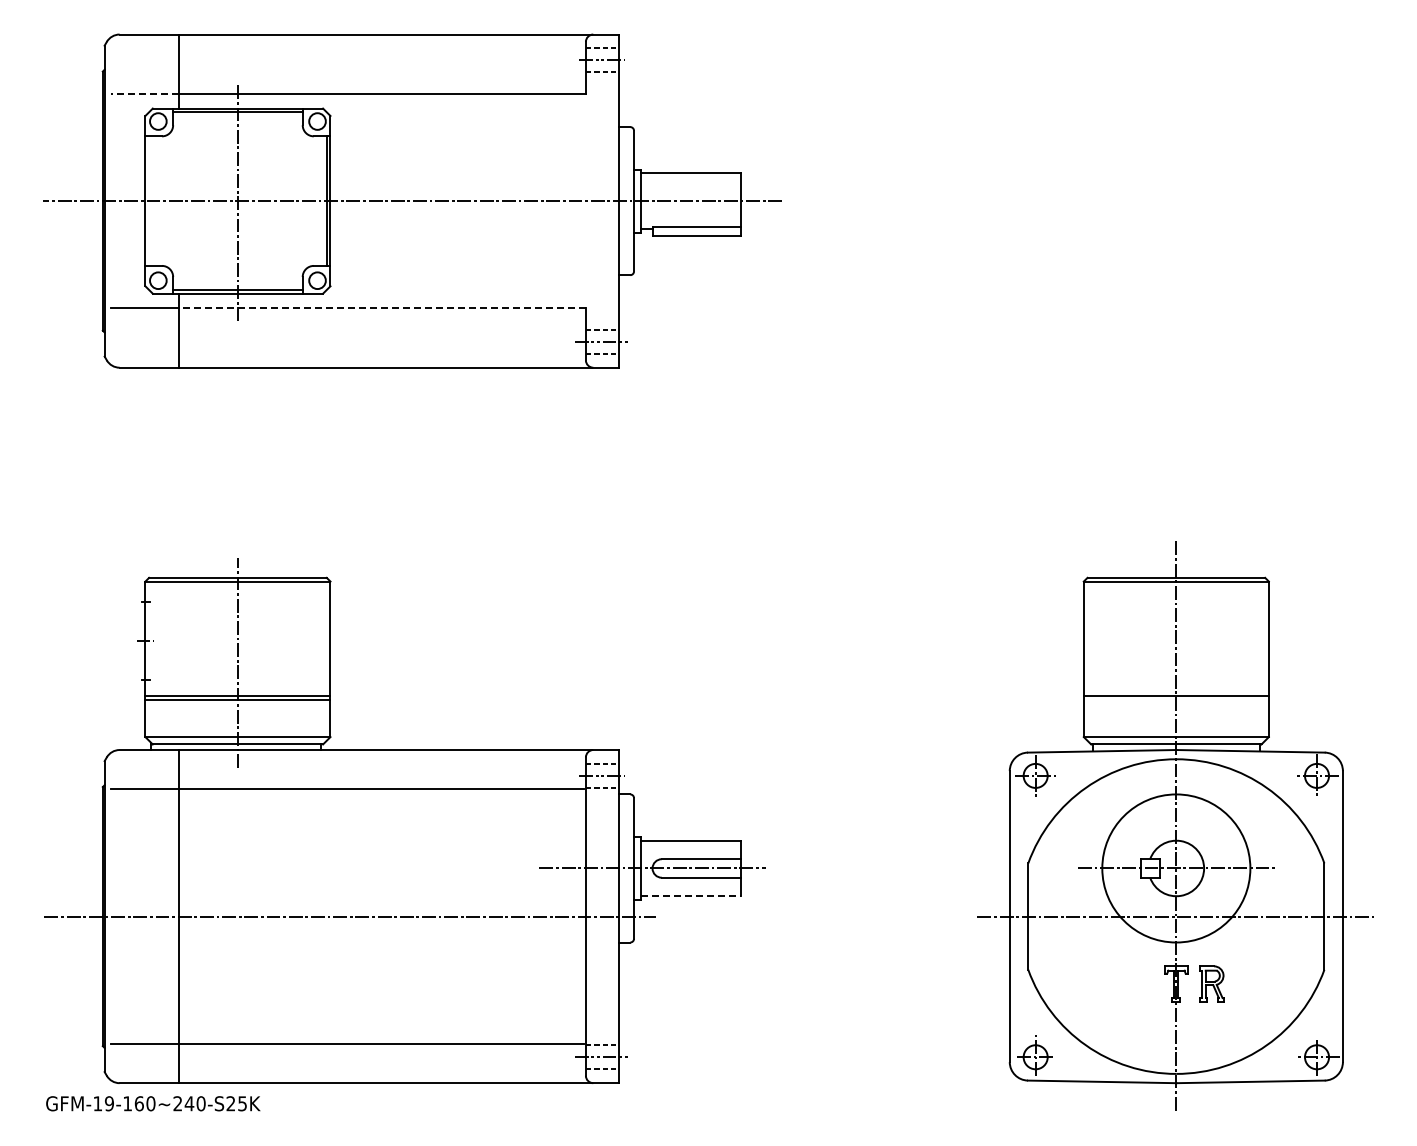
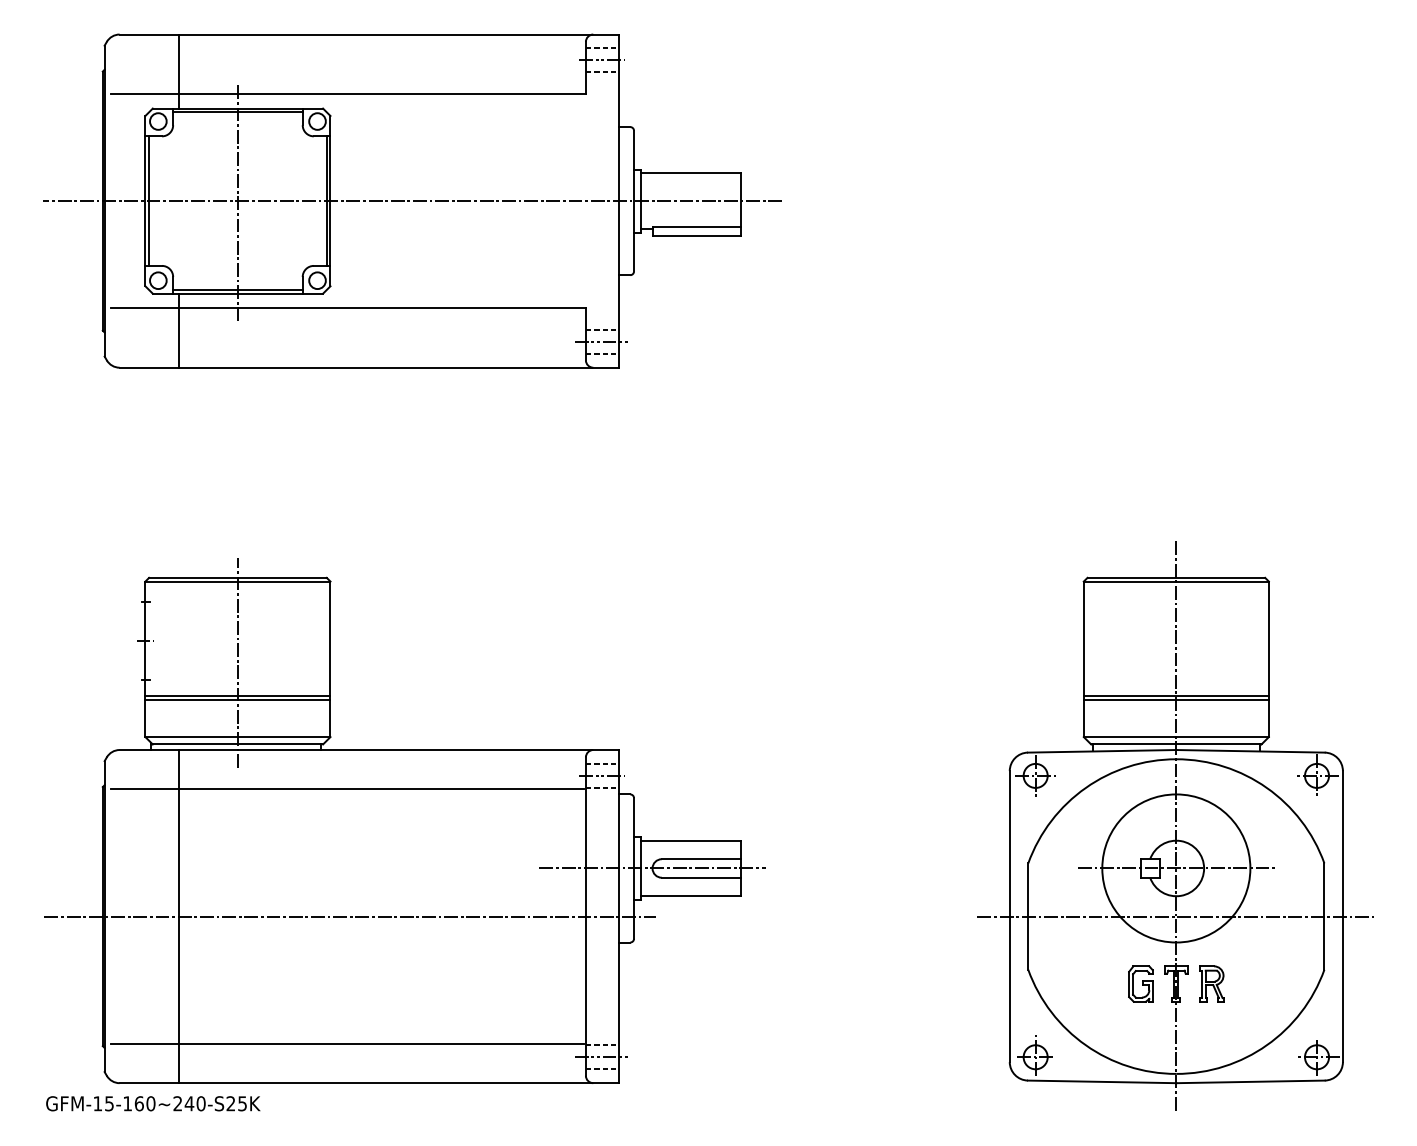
line: dashed -> solid (144, 93)
line: none -> present (149, 200)
line: dashed -> solid (382, 308)
line: none -> present (1175, 700)
line: dashed -> solid (691, 896)
part: none -> present (1140, 983)
text: GFM-19-160~240-S25K -> GFM-15-160~240-S25K (109, 1103)
